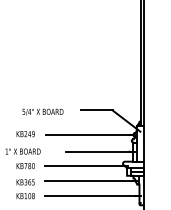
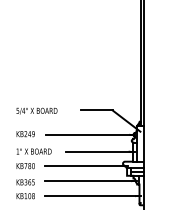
text position: (42, 111) -> (36, 110) (36, 110)
text position: (22, 151) -> (33, 151) (33, 151)
